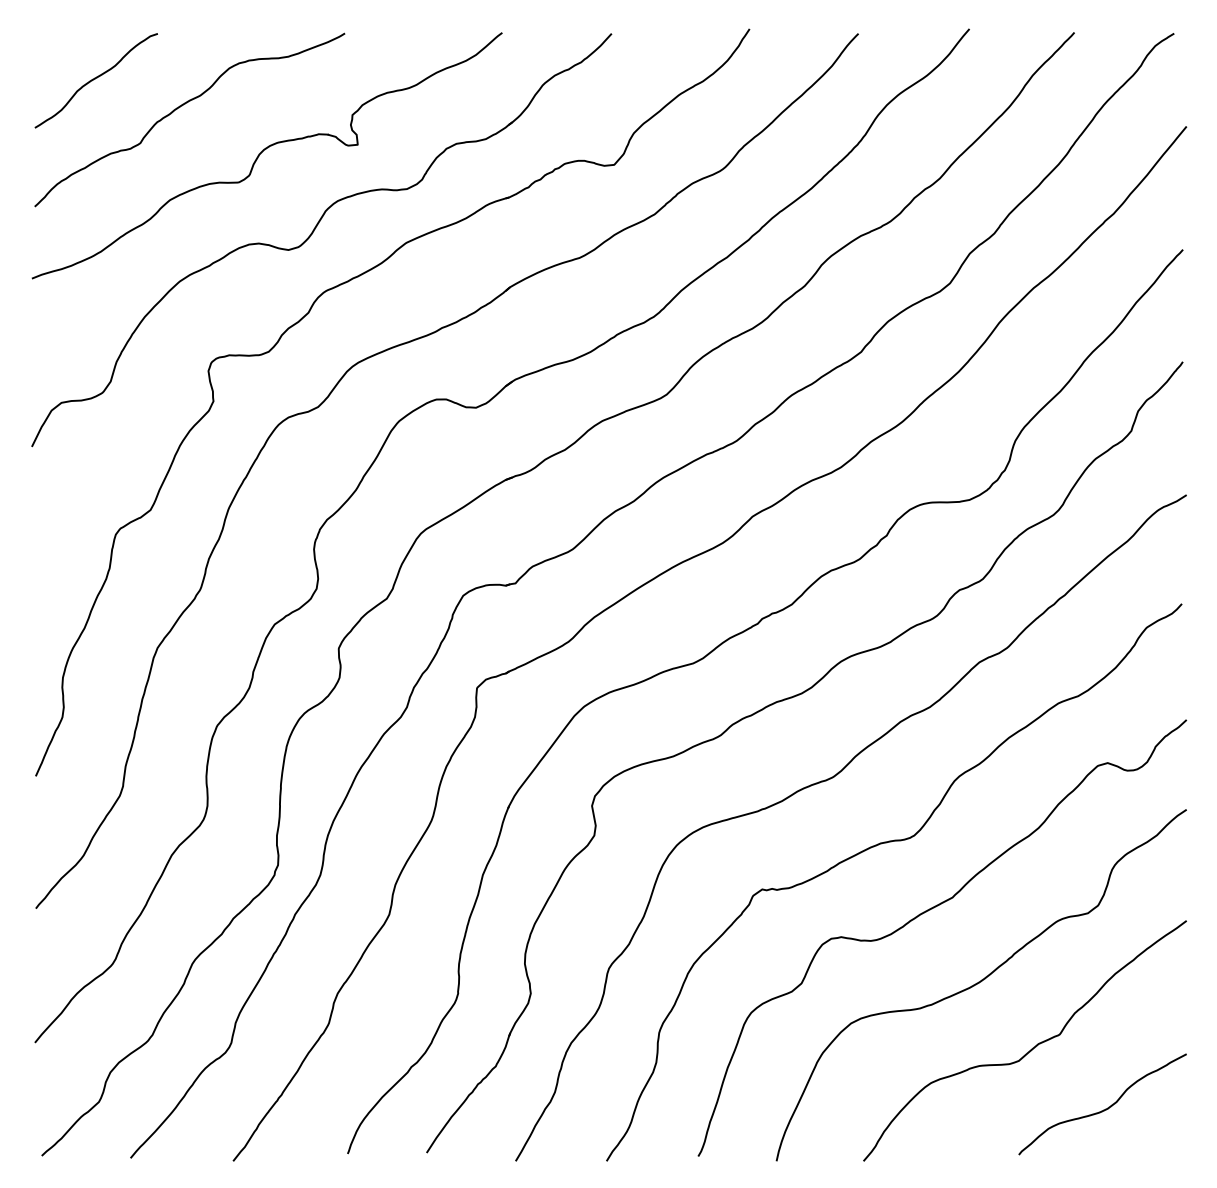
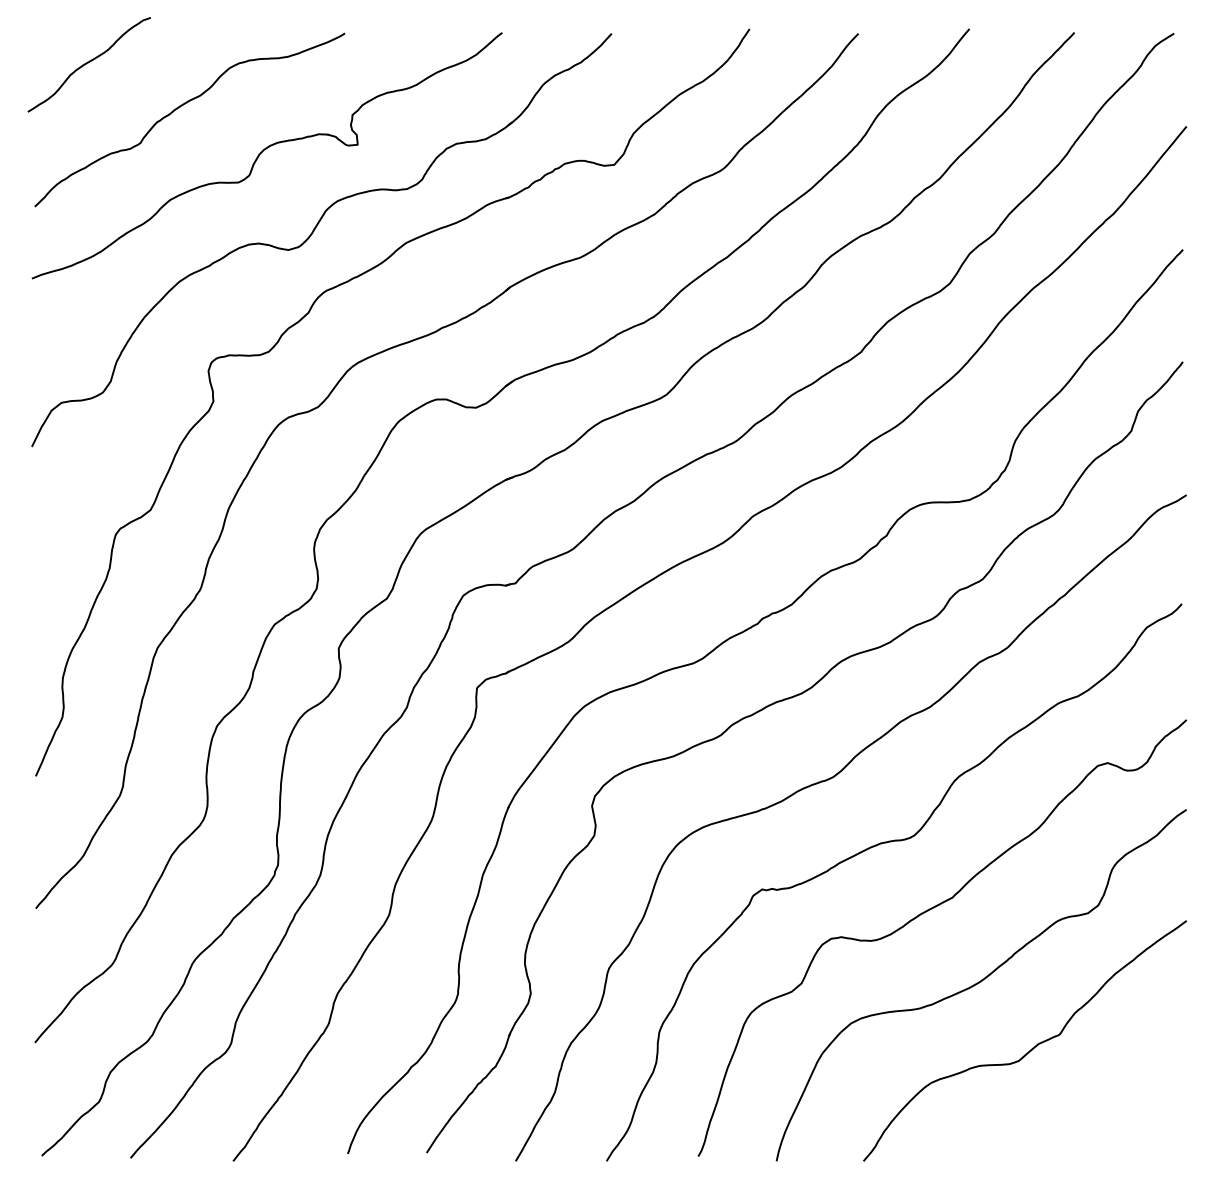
curve position: (95, 79) -> (88, 63) (88, 63)
curve: present -> none (1105, 1108)
